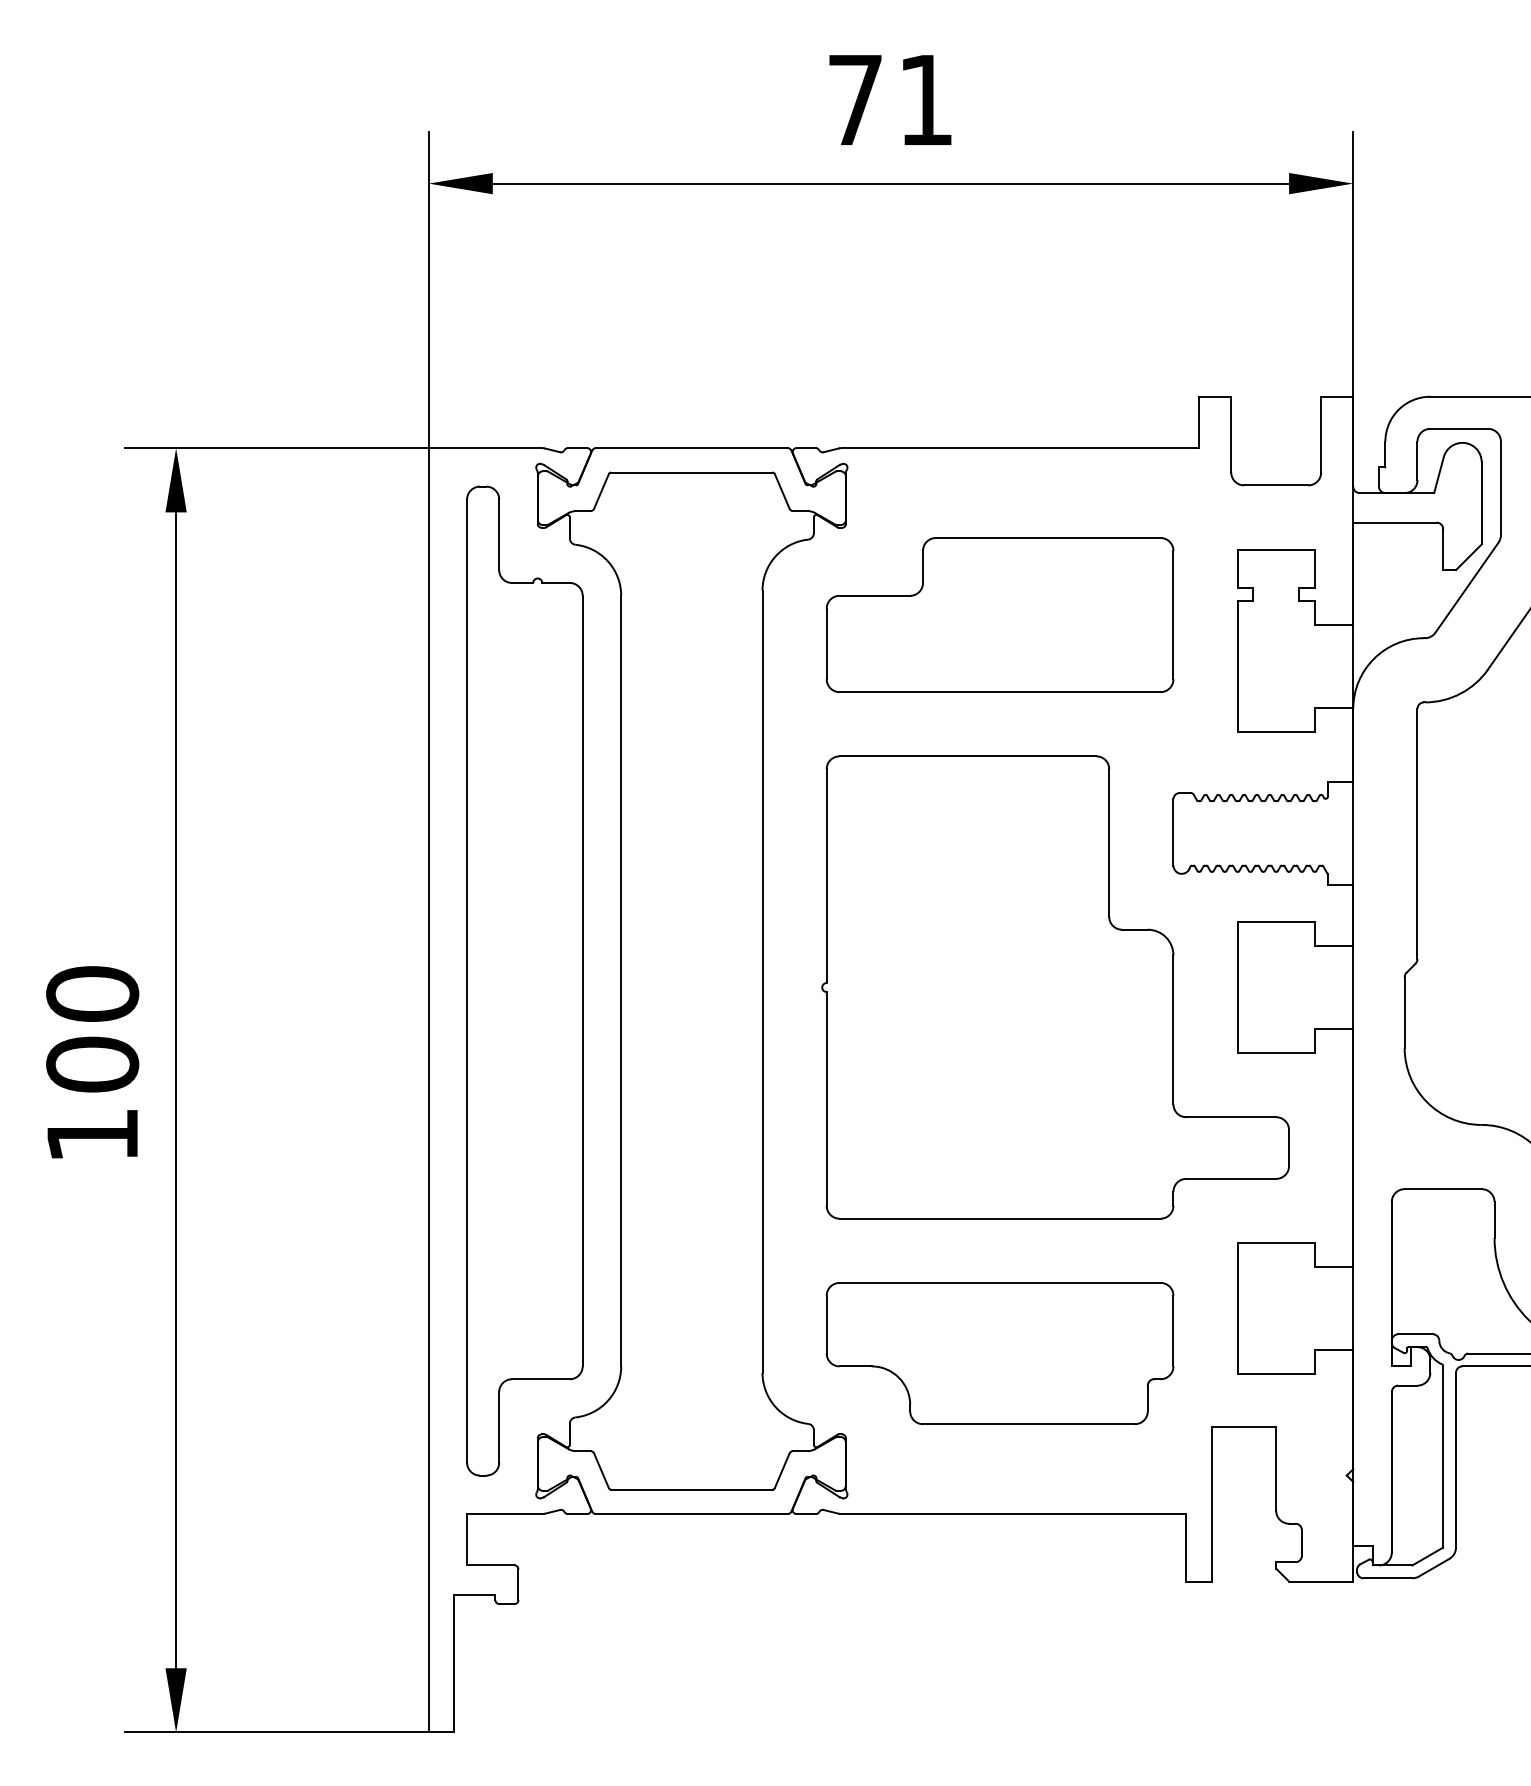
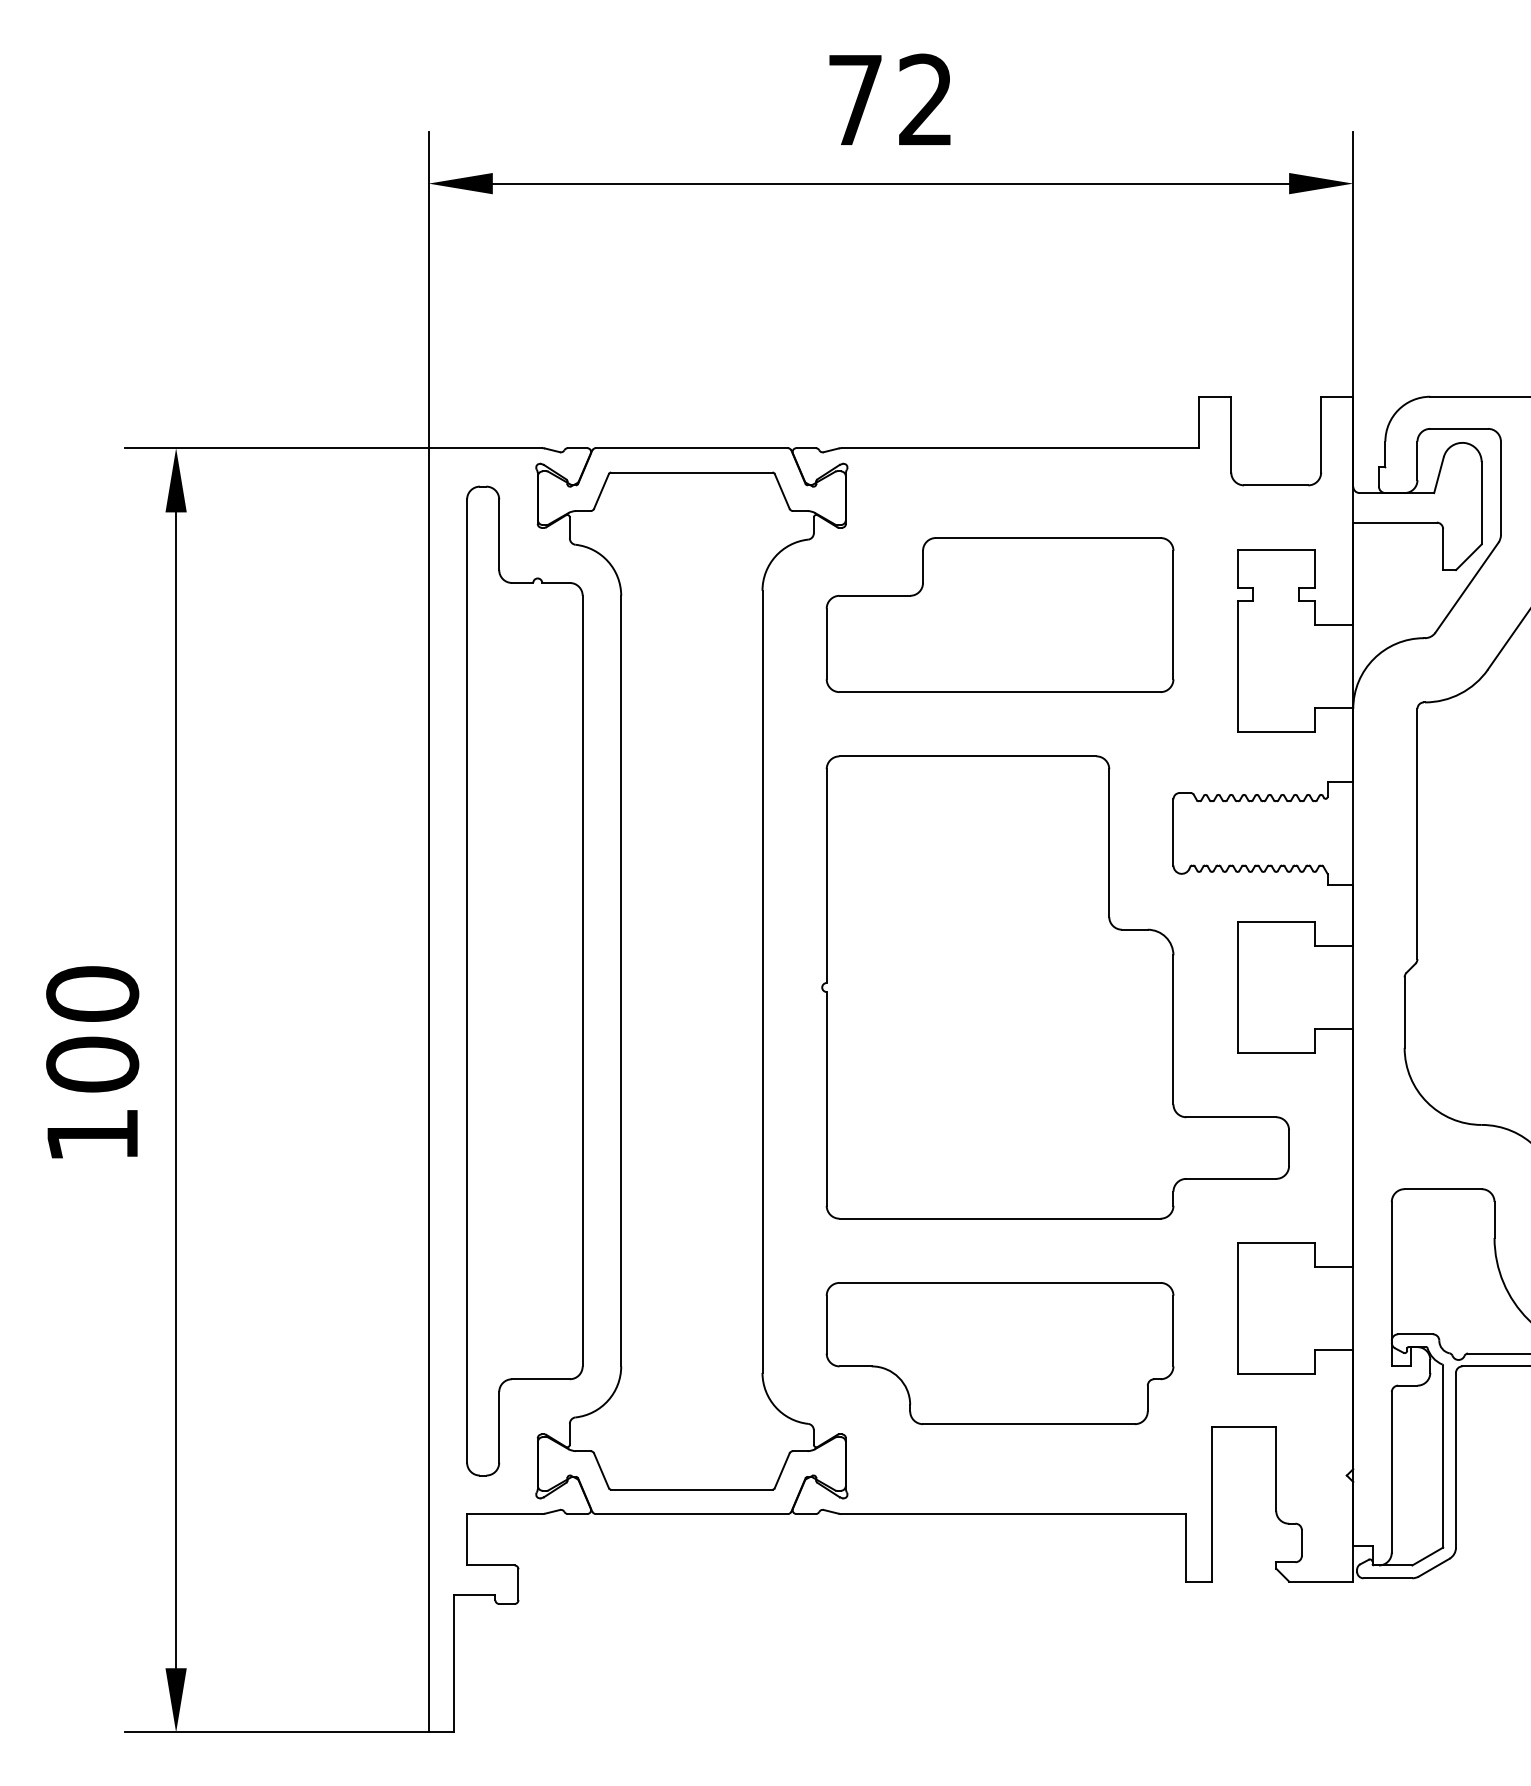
text: 71 -> 72 (925, 99)
